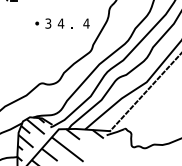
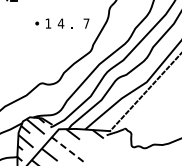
text: 3 -> 1 (48, 23)
text: 4 -> 7 (86, 23)
line: solid -> dashed (68, 149)
